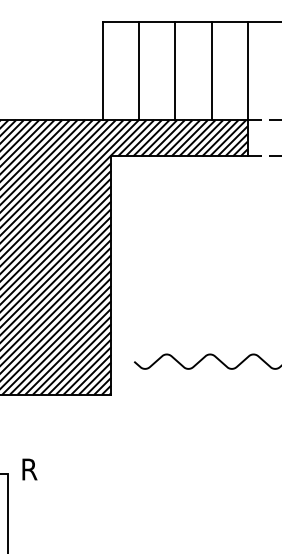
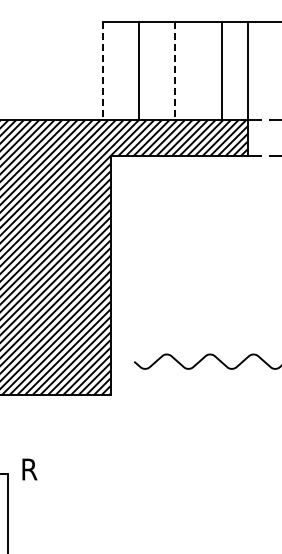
line position: (211, 70) -> (221, 70) (221, 70)
line: solid -> dashed (103, 71)
line: solid -> dashed (175, 71)
